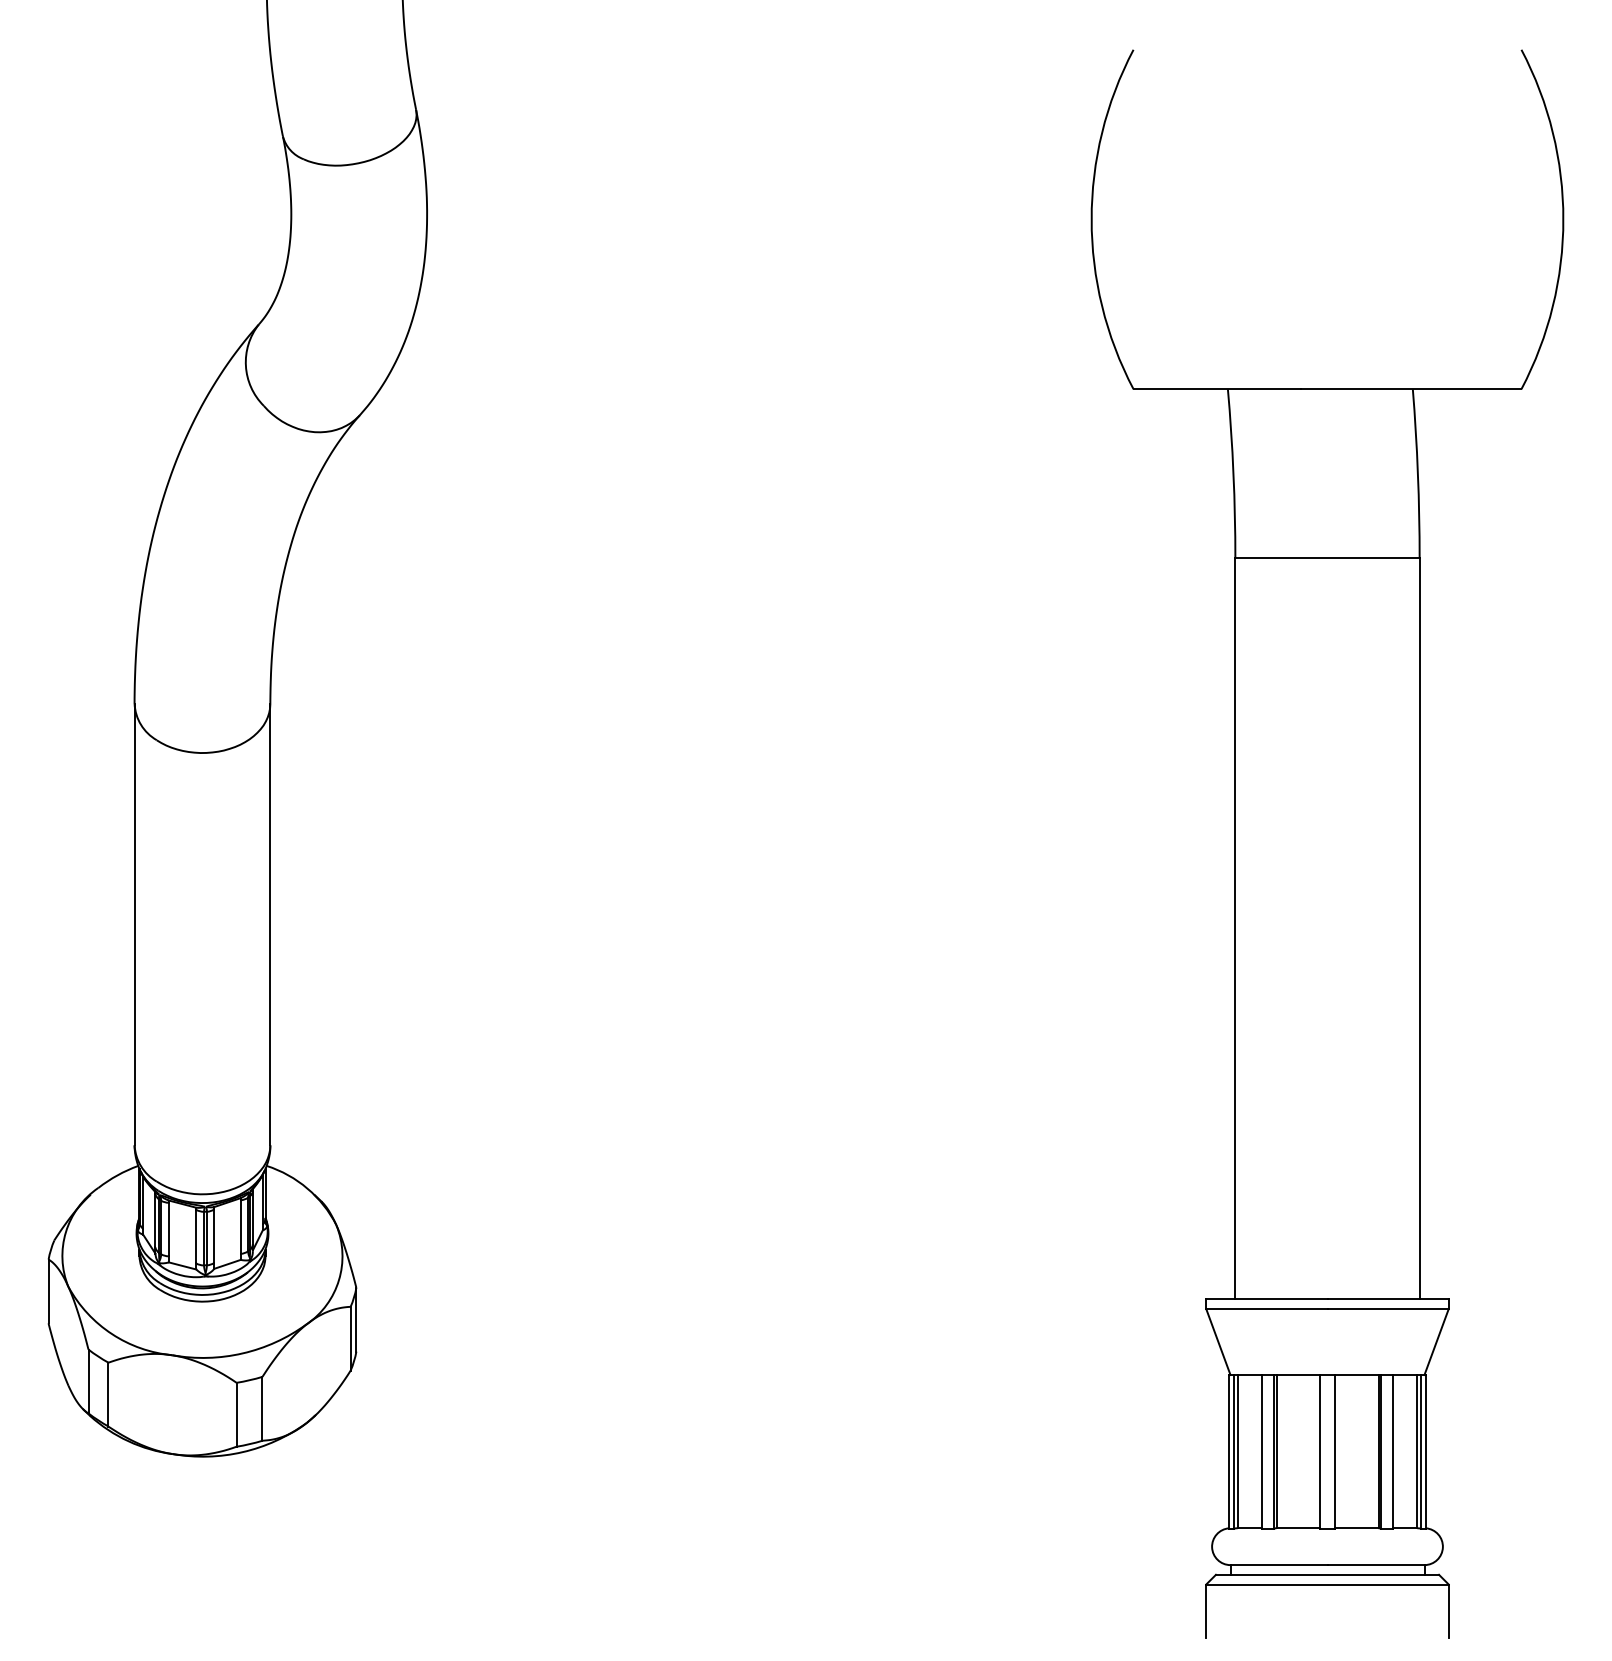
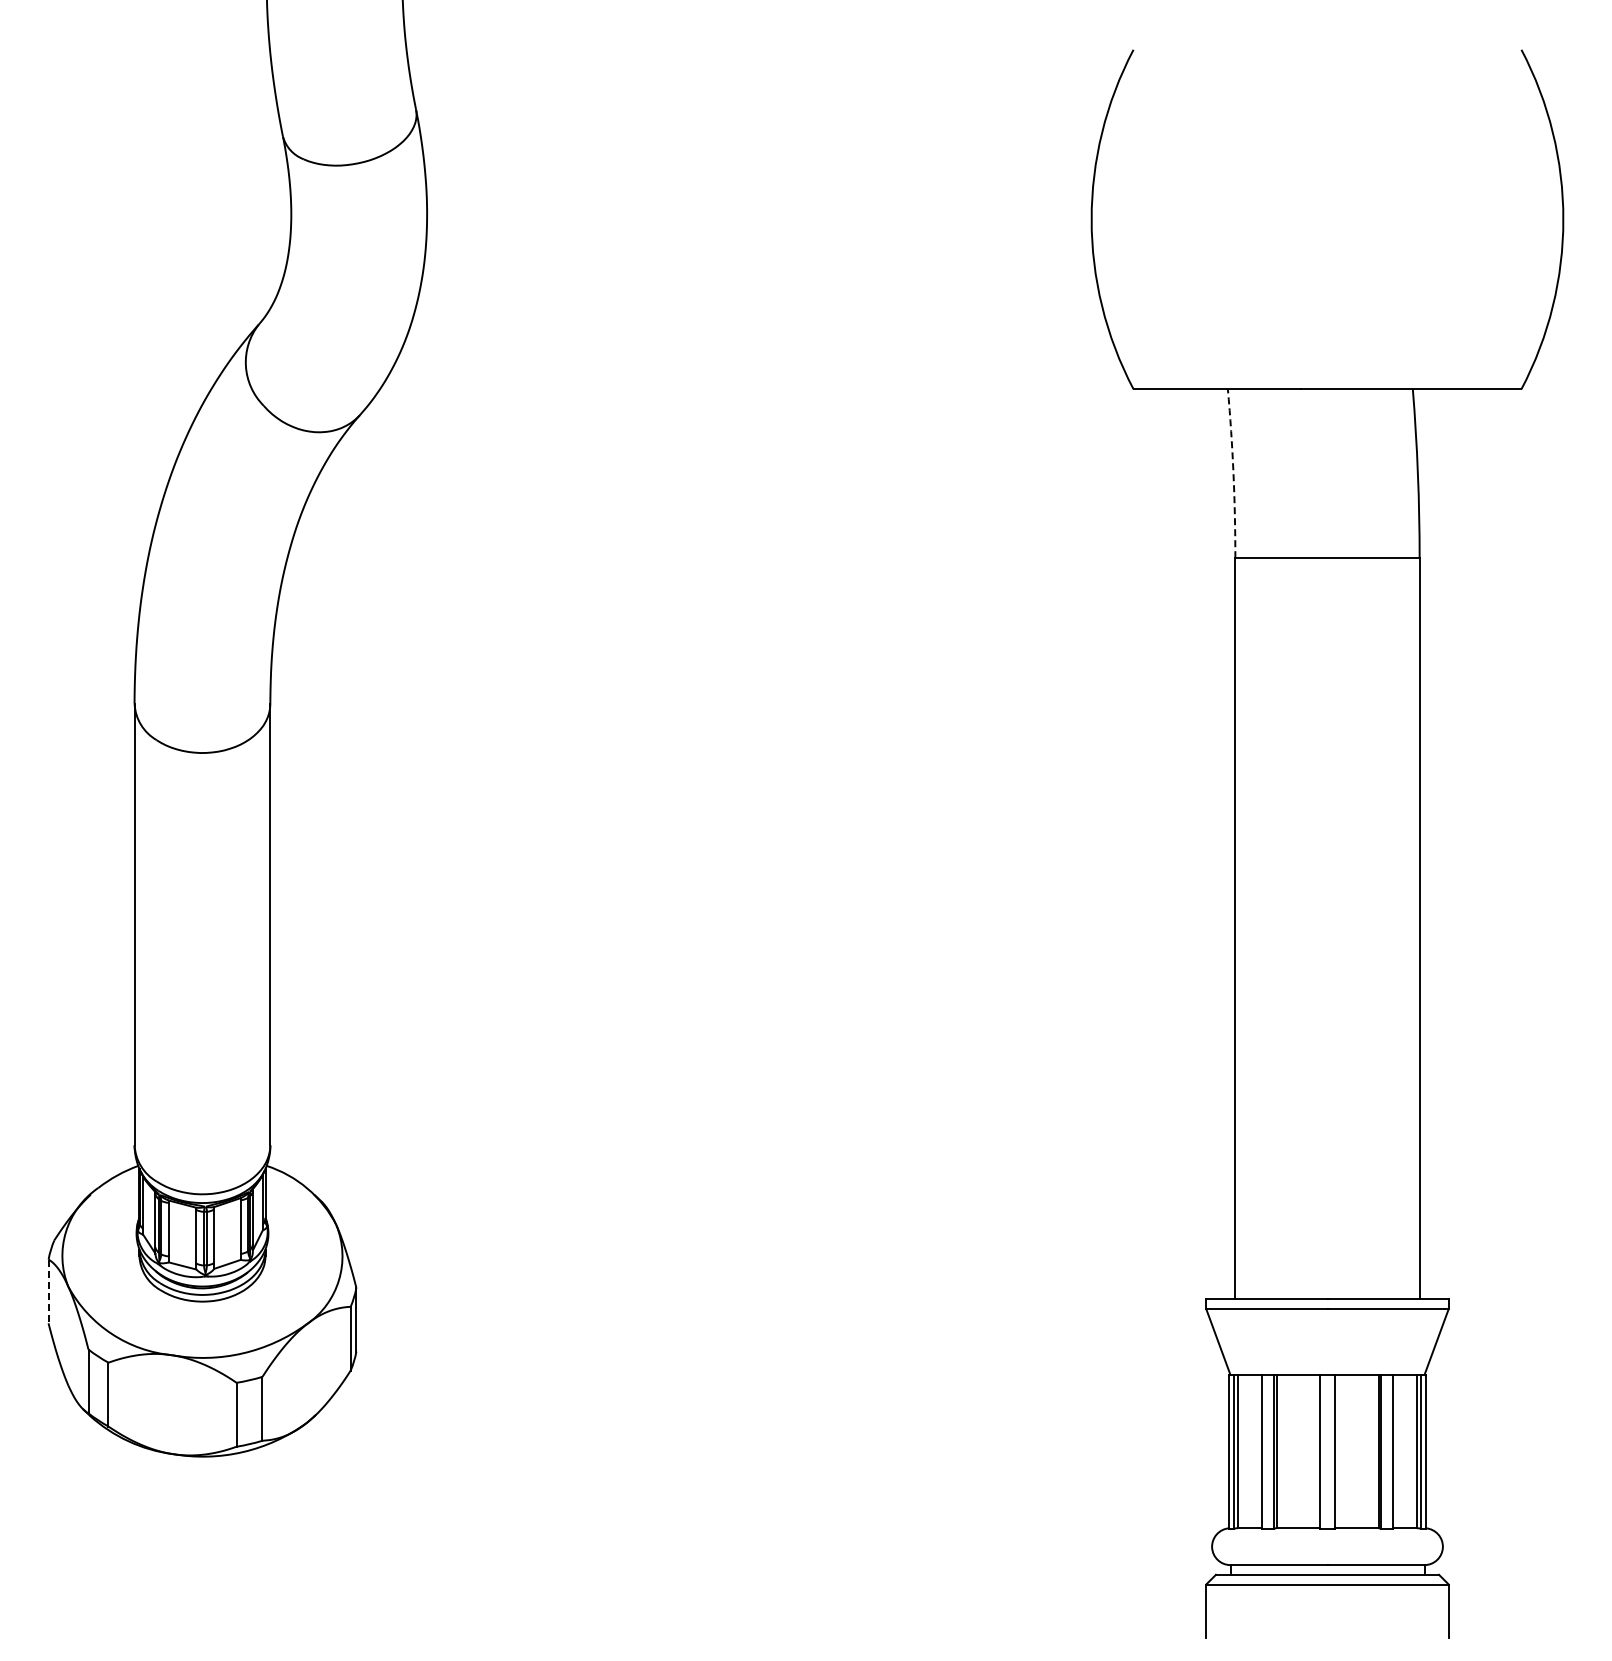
arc: solid -> dashed (1233, 473)
line: solid -> dashed (48, 1291)
